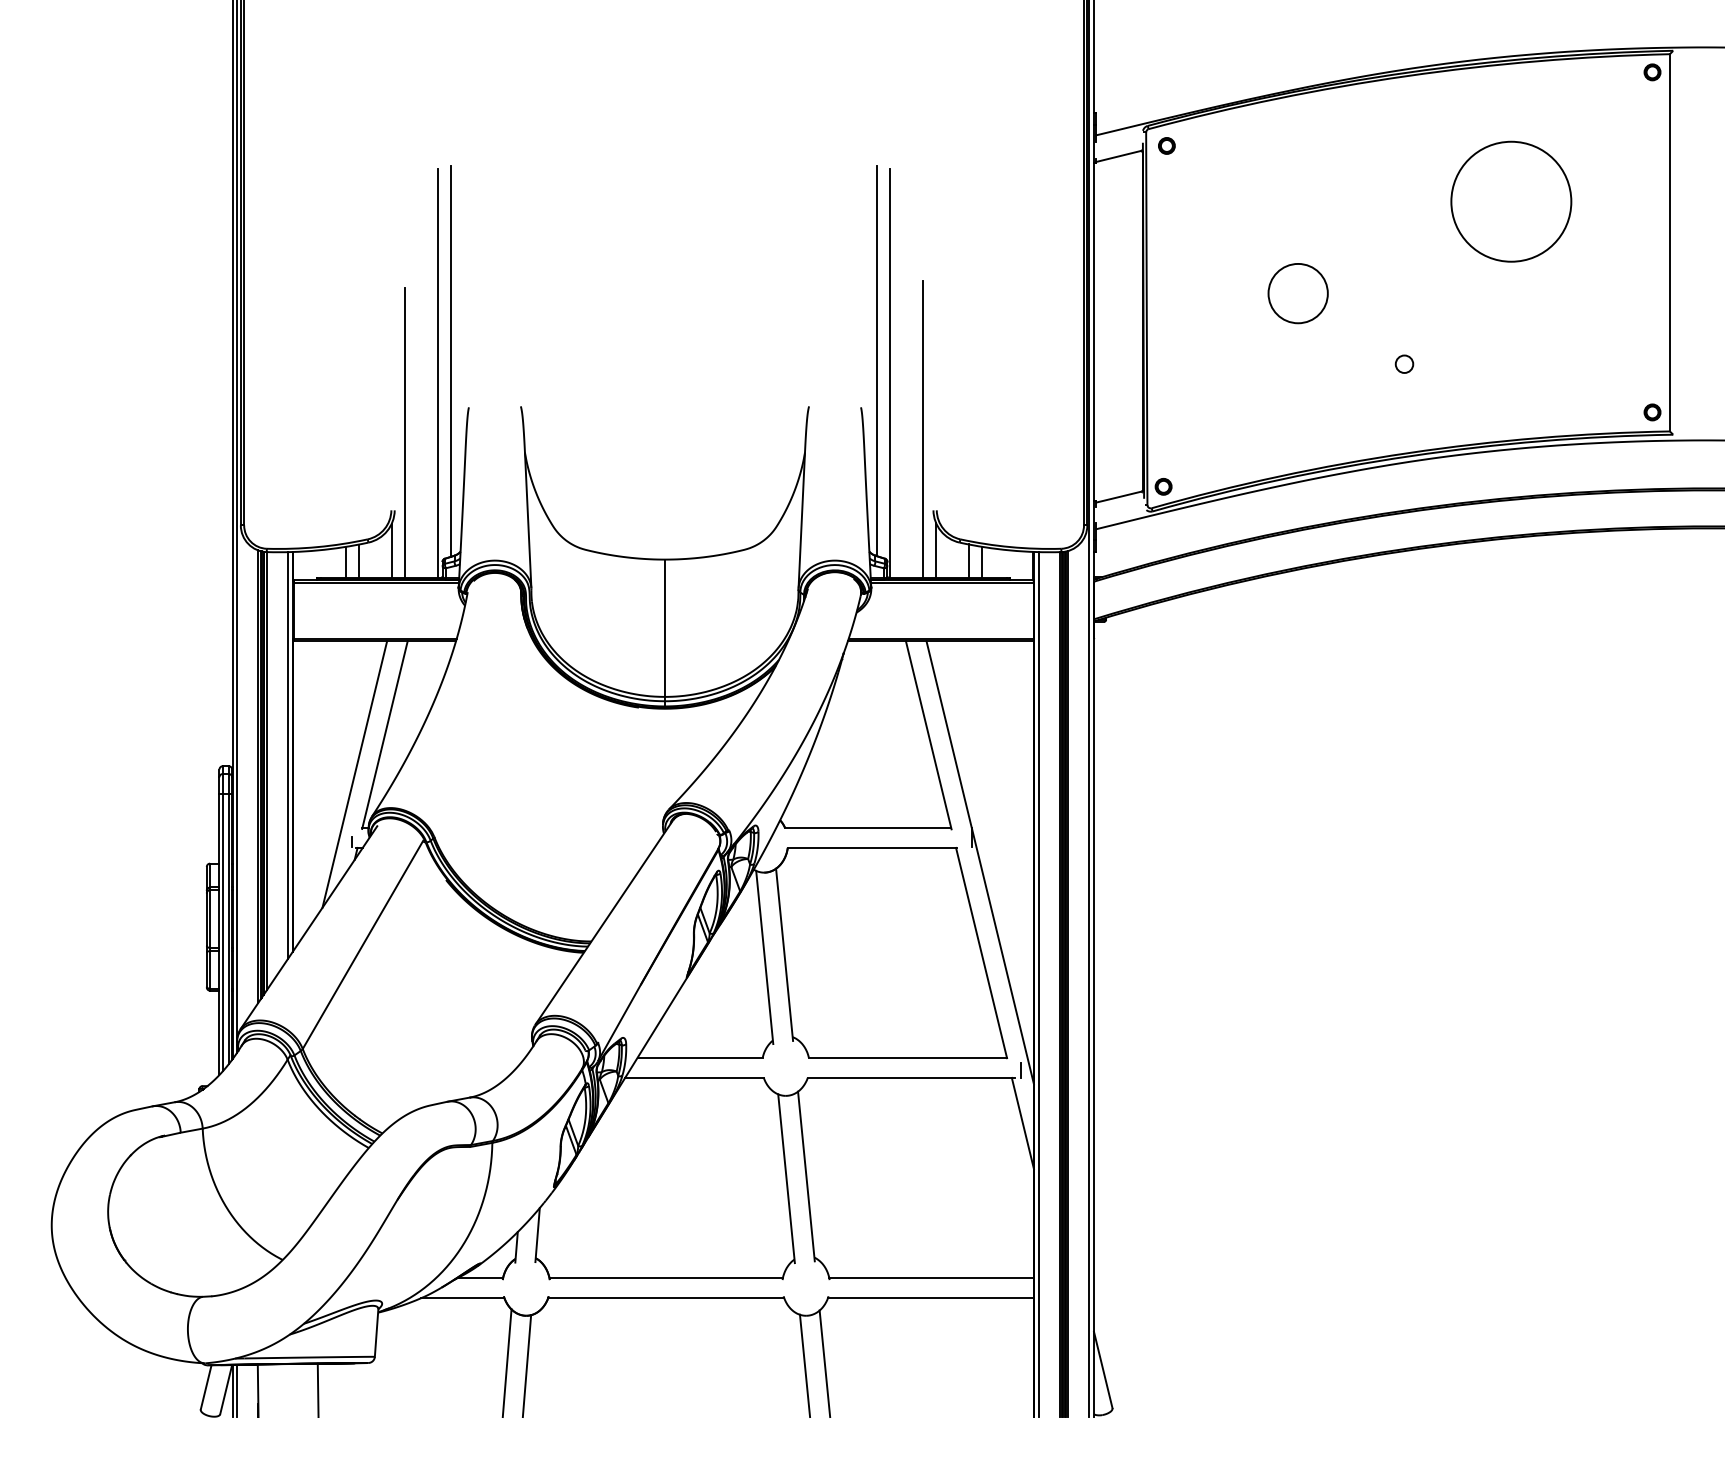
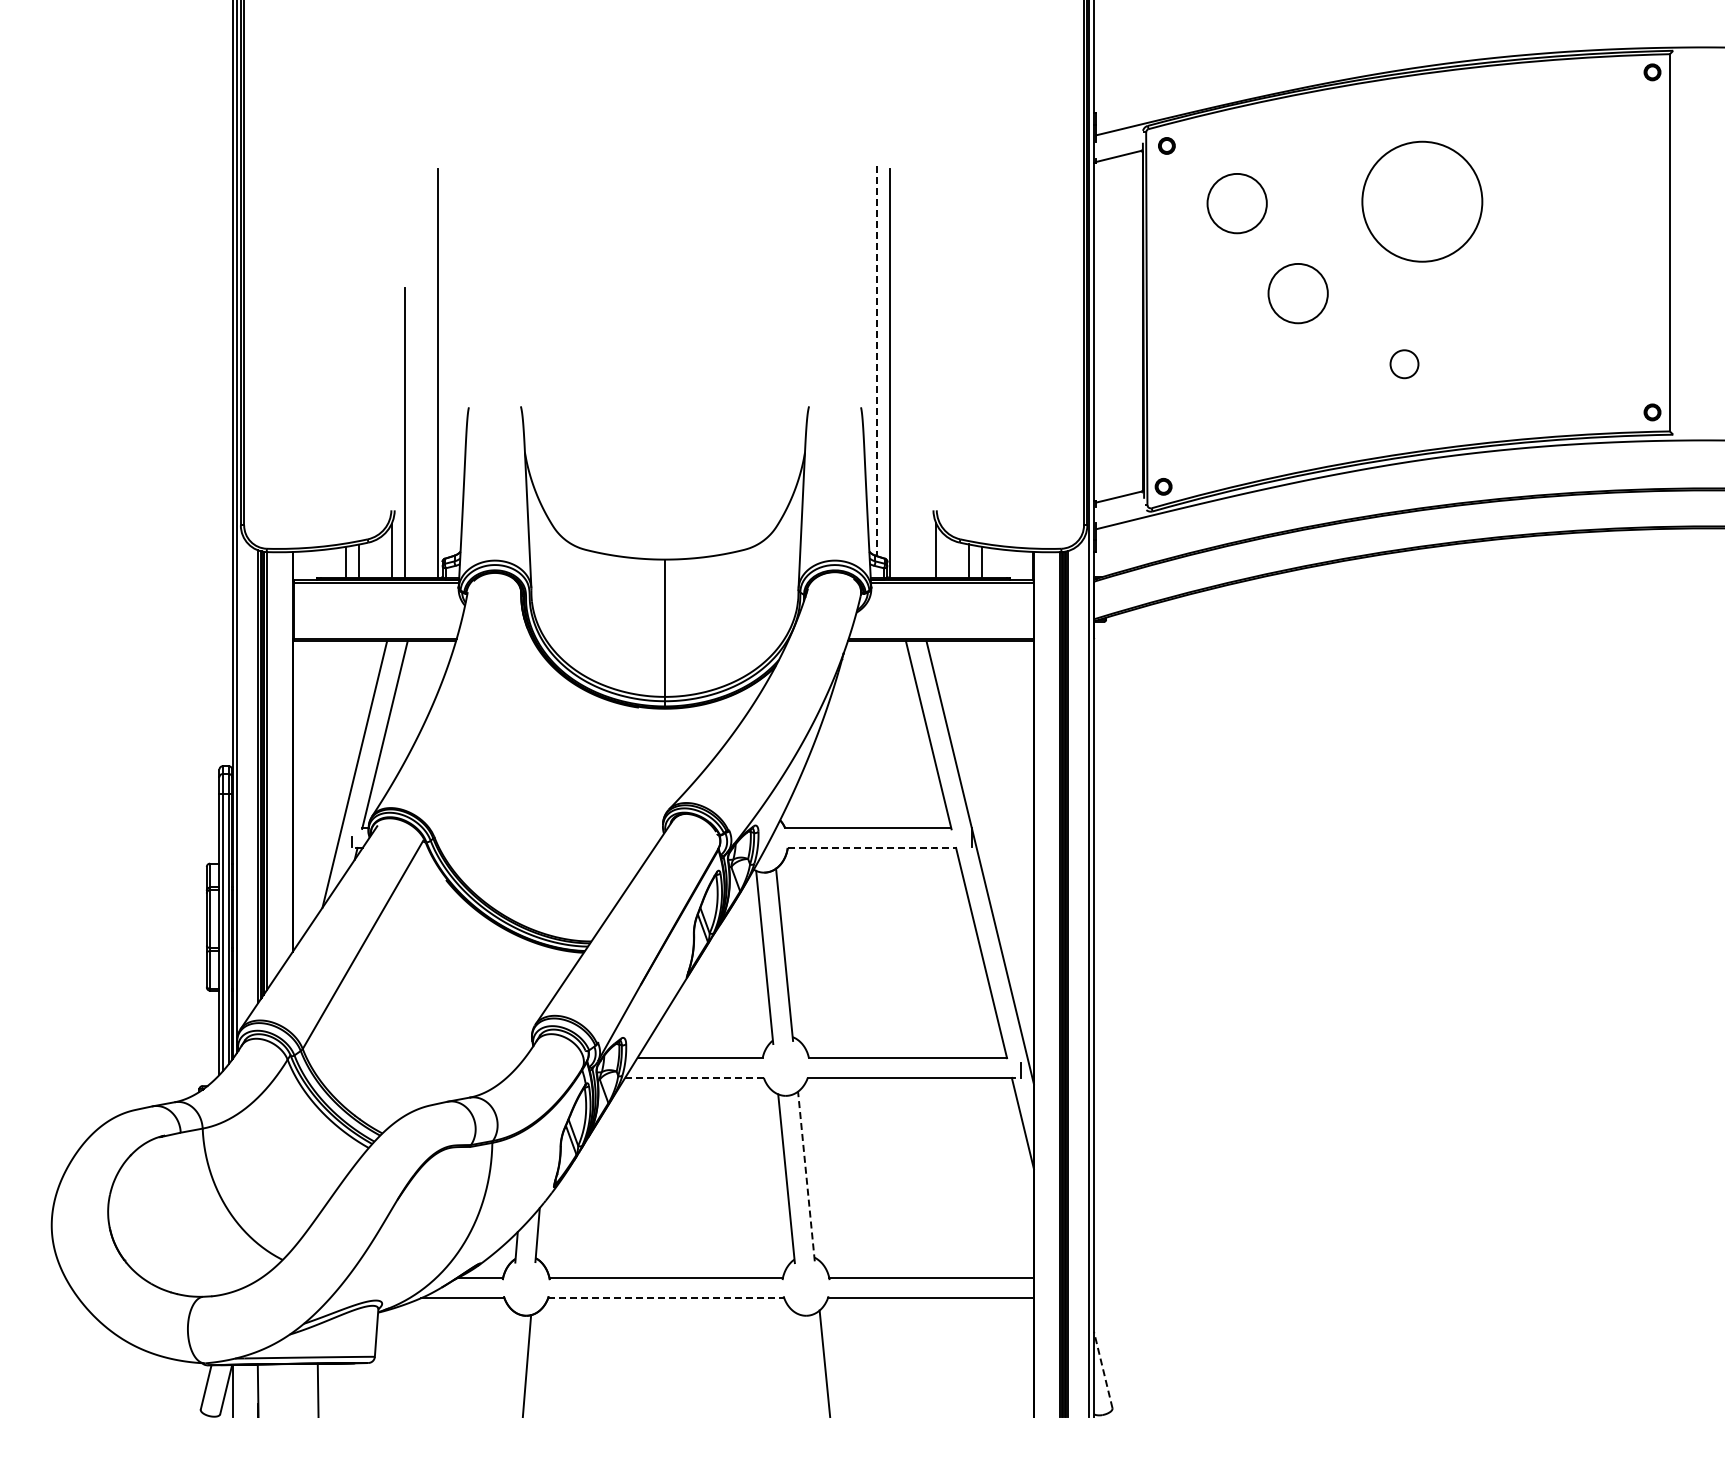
circle position: (1511, 201) -> (1422, 201) (1422, 201)
circle: none -> present (1236, 203)
line: present -> none (451, 360)
line: solid -> dashed (876, 361)
circle diameter: 17 px -> 28 px (1404, 364)
line: present -> none (922, 429)
line: present -> none (287, 755)
line: solid -> dashed (872, 847)
line: present -> none (1038, 984)
line: solid -> dashed (694, 1077)
line: solid -> dashed (806, 1176)
line: solid -> dashed (666, 1298)
line: present -> none (506, 1363)
line: present -> none (804, 1365)
line: solid -> dashed (1103, 1369)
line: present -> none (237, 1391)
